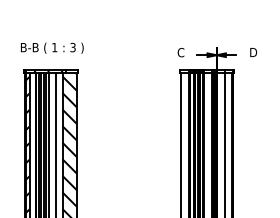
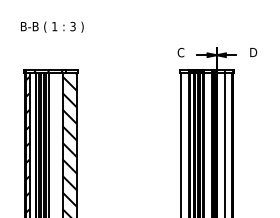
text position: (52, 47) -> (52, 26) (52, 26)
line: present -> none (55, 143)
